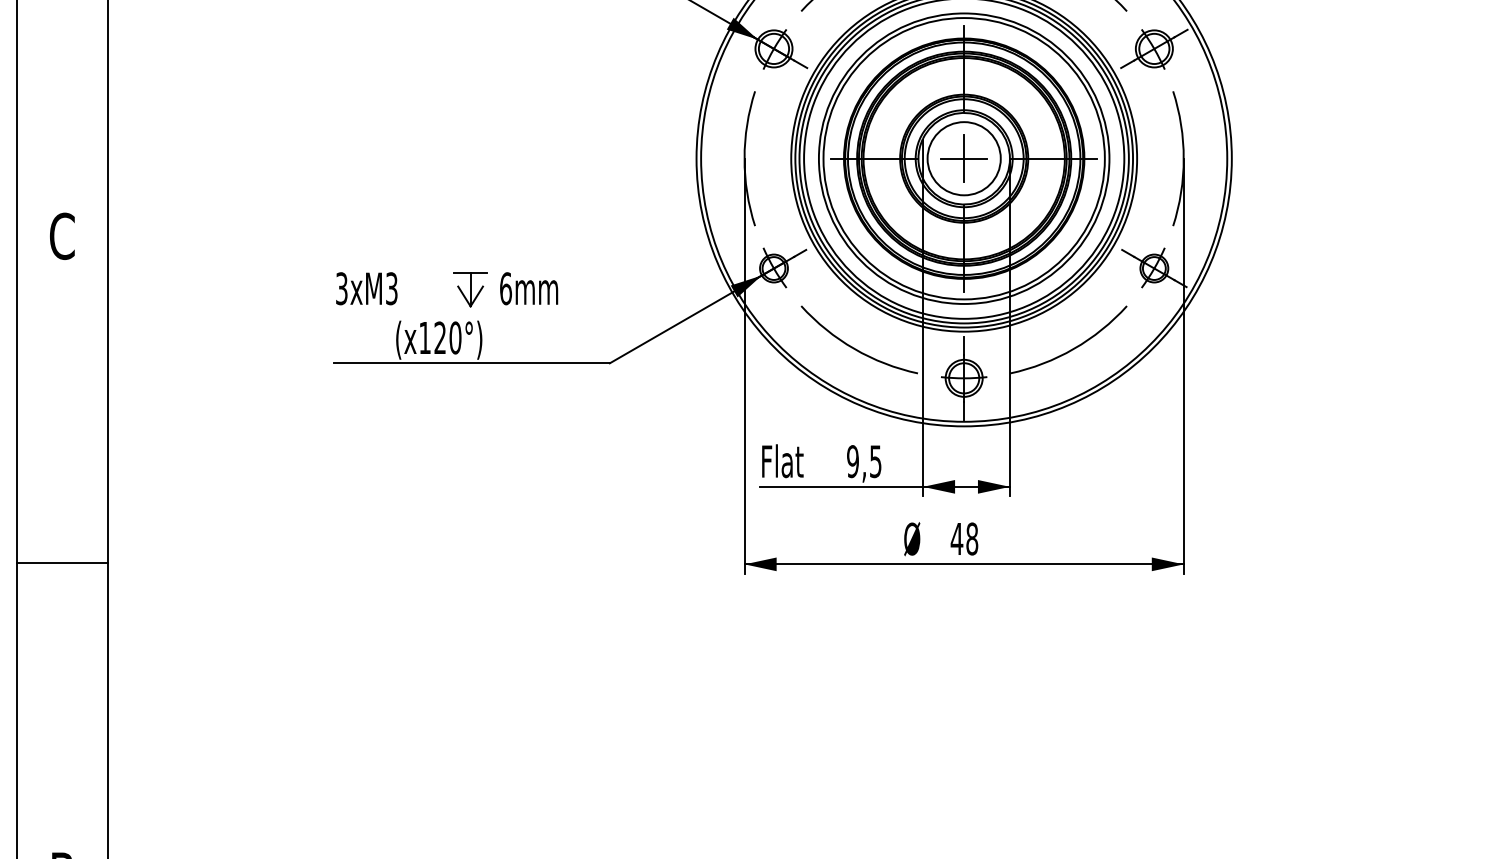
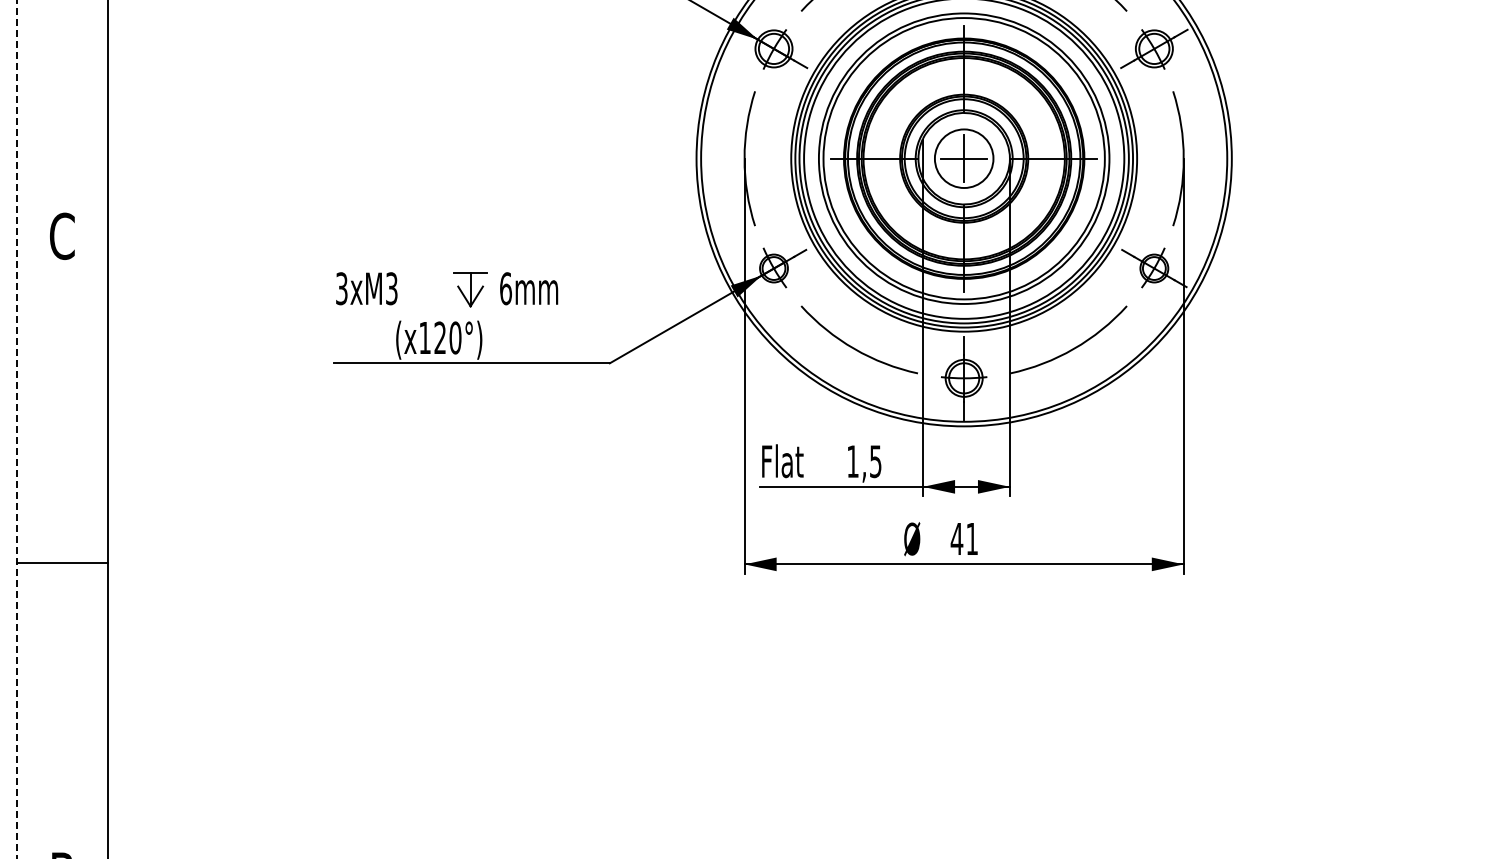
circle diameter: 73 px -> 59 px (963, 158)
line: solid -> dashed (16, 429)
text: 9,5 -> 1,5 (852, 461)
text: 48 -> 41 (972, 538)
